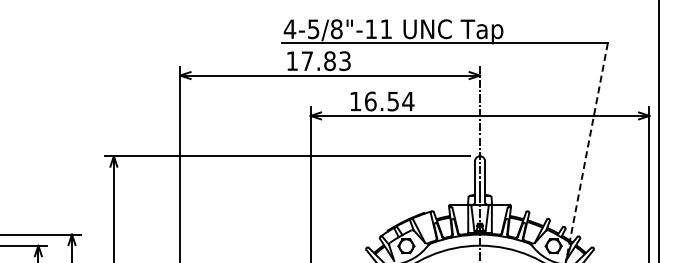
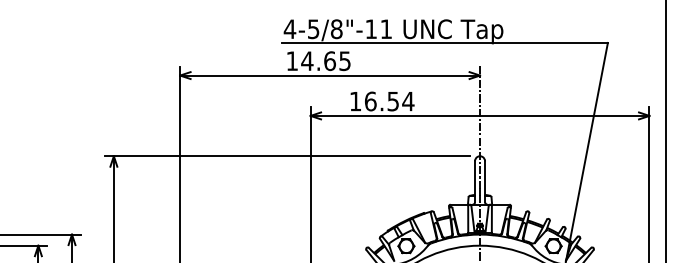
text: 17.83 -> 14.65 (325, 60)
line position: (659, 130) -> (666, 130) (666, 130)
line: dashed -> solid (586, 152)
